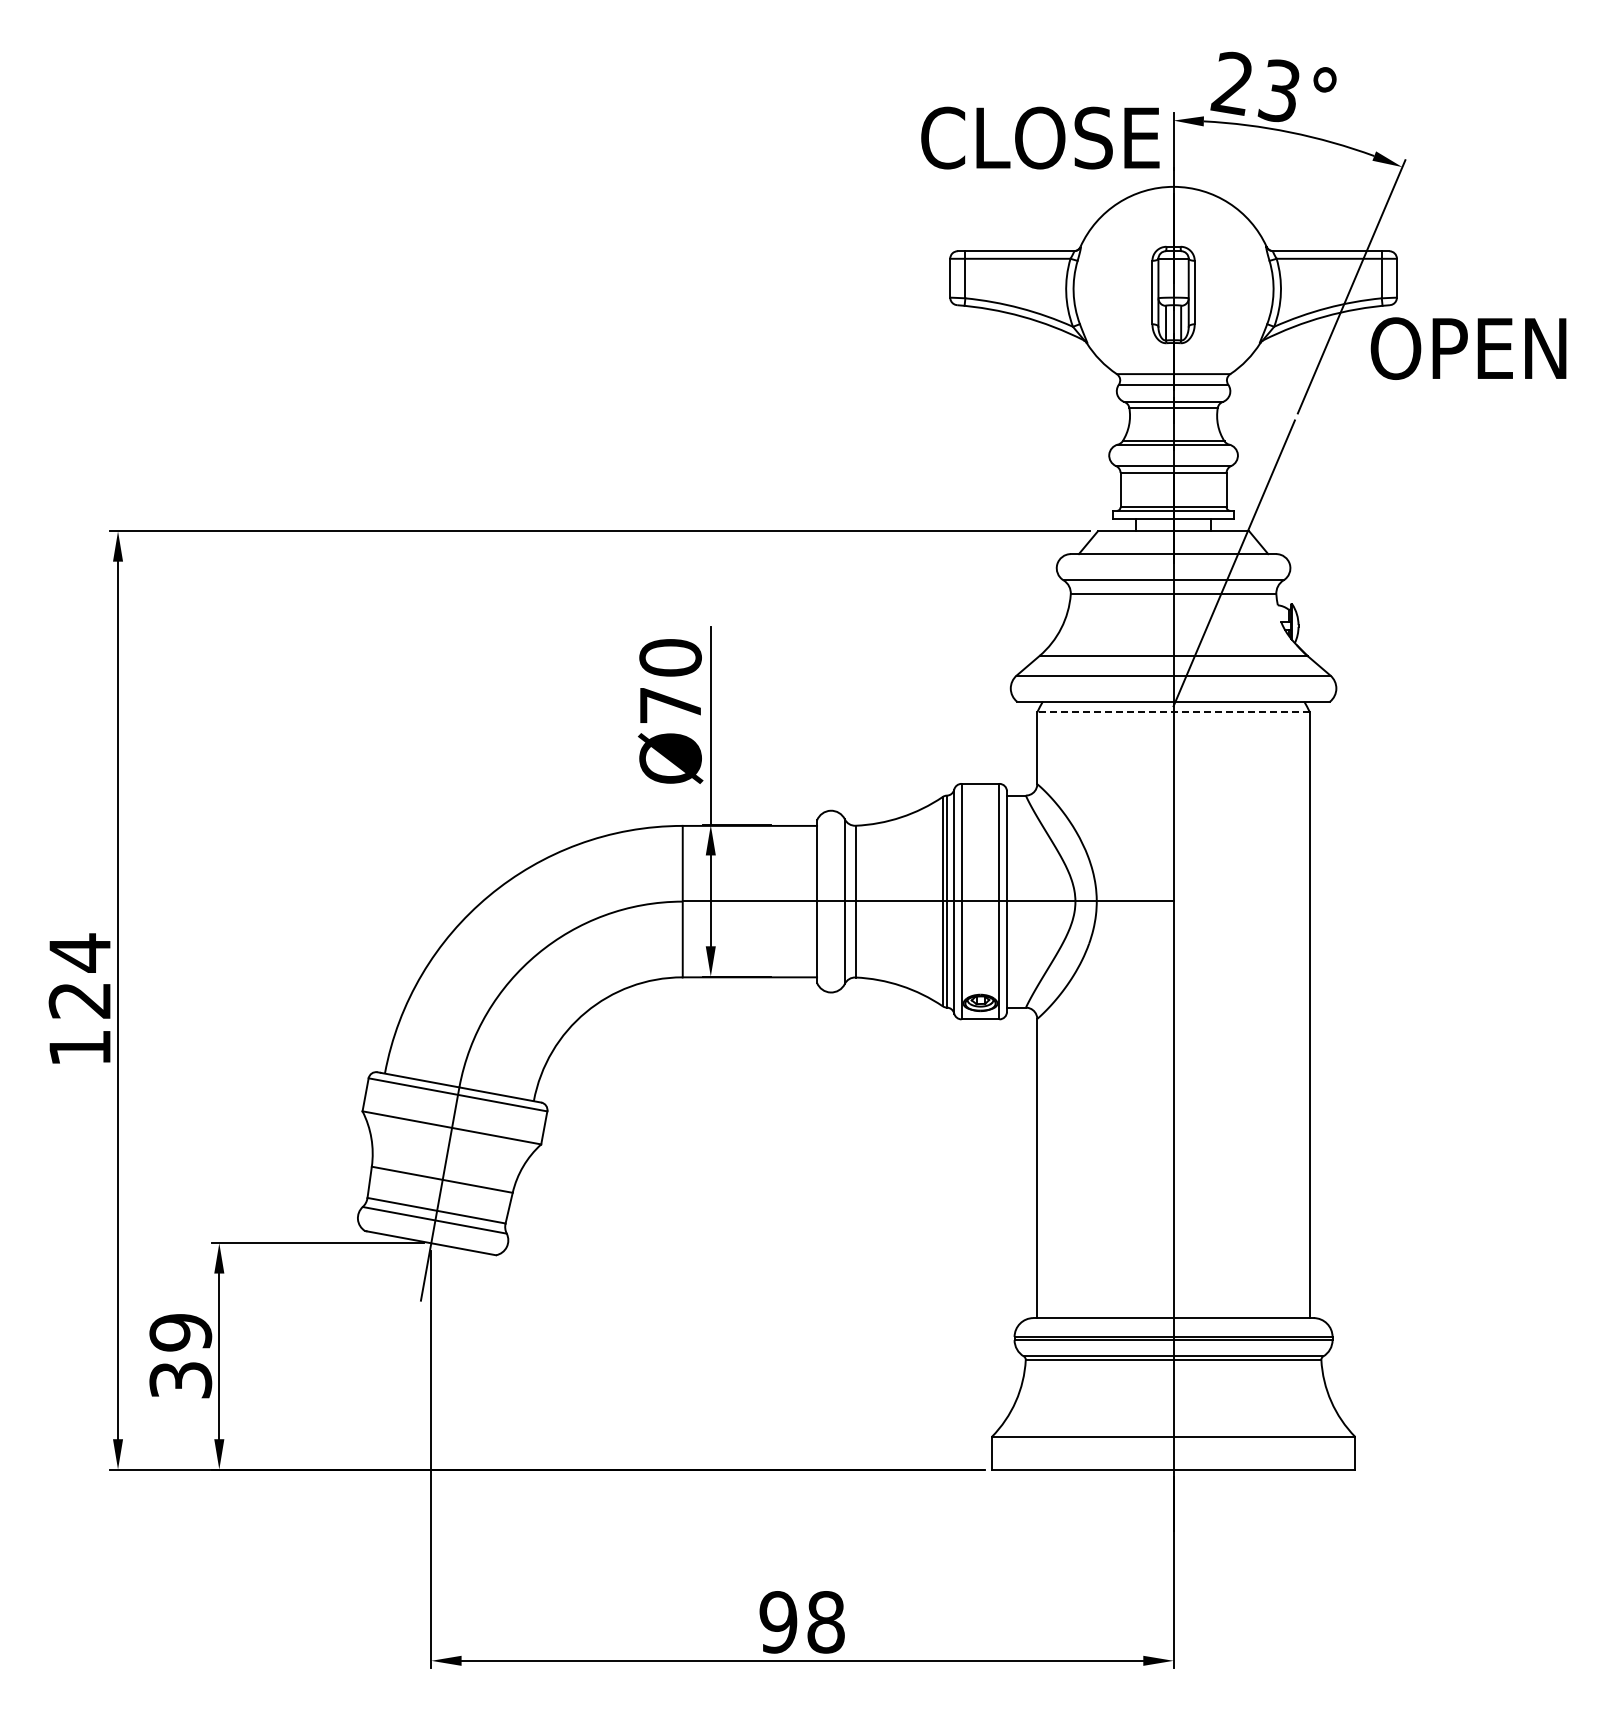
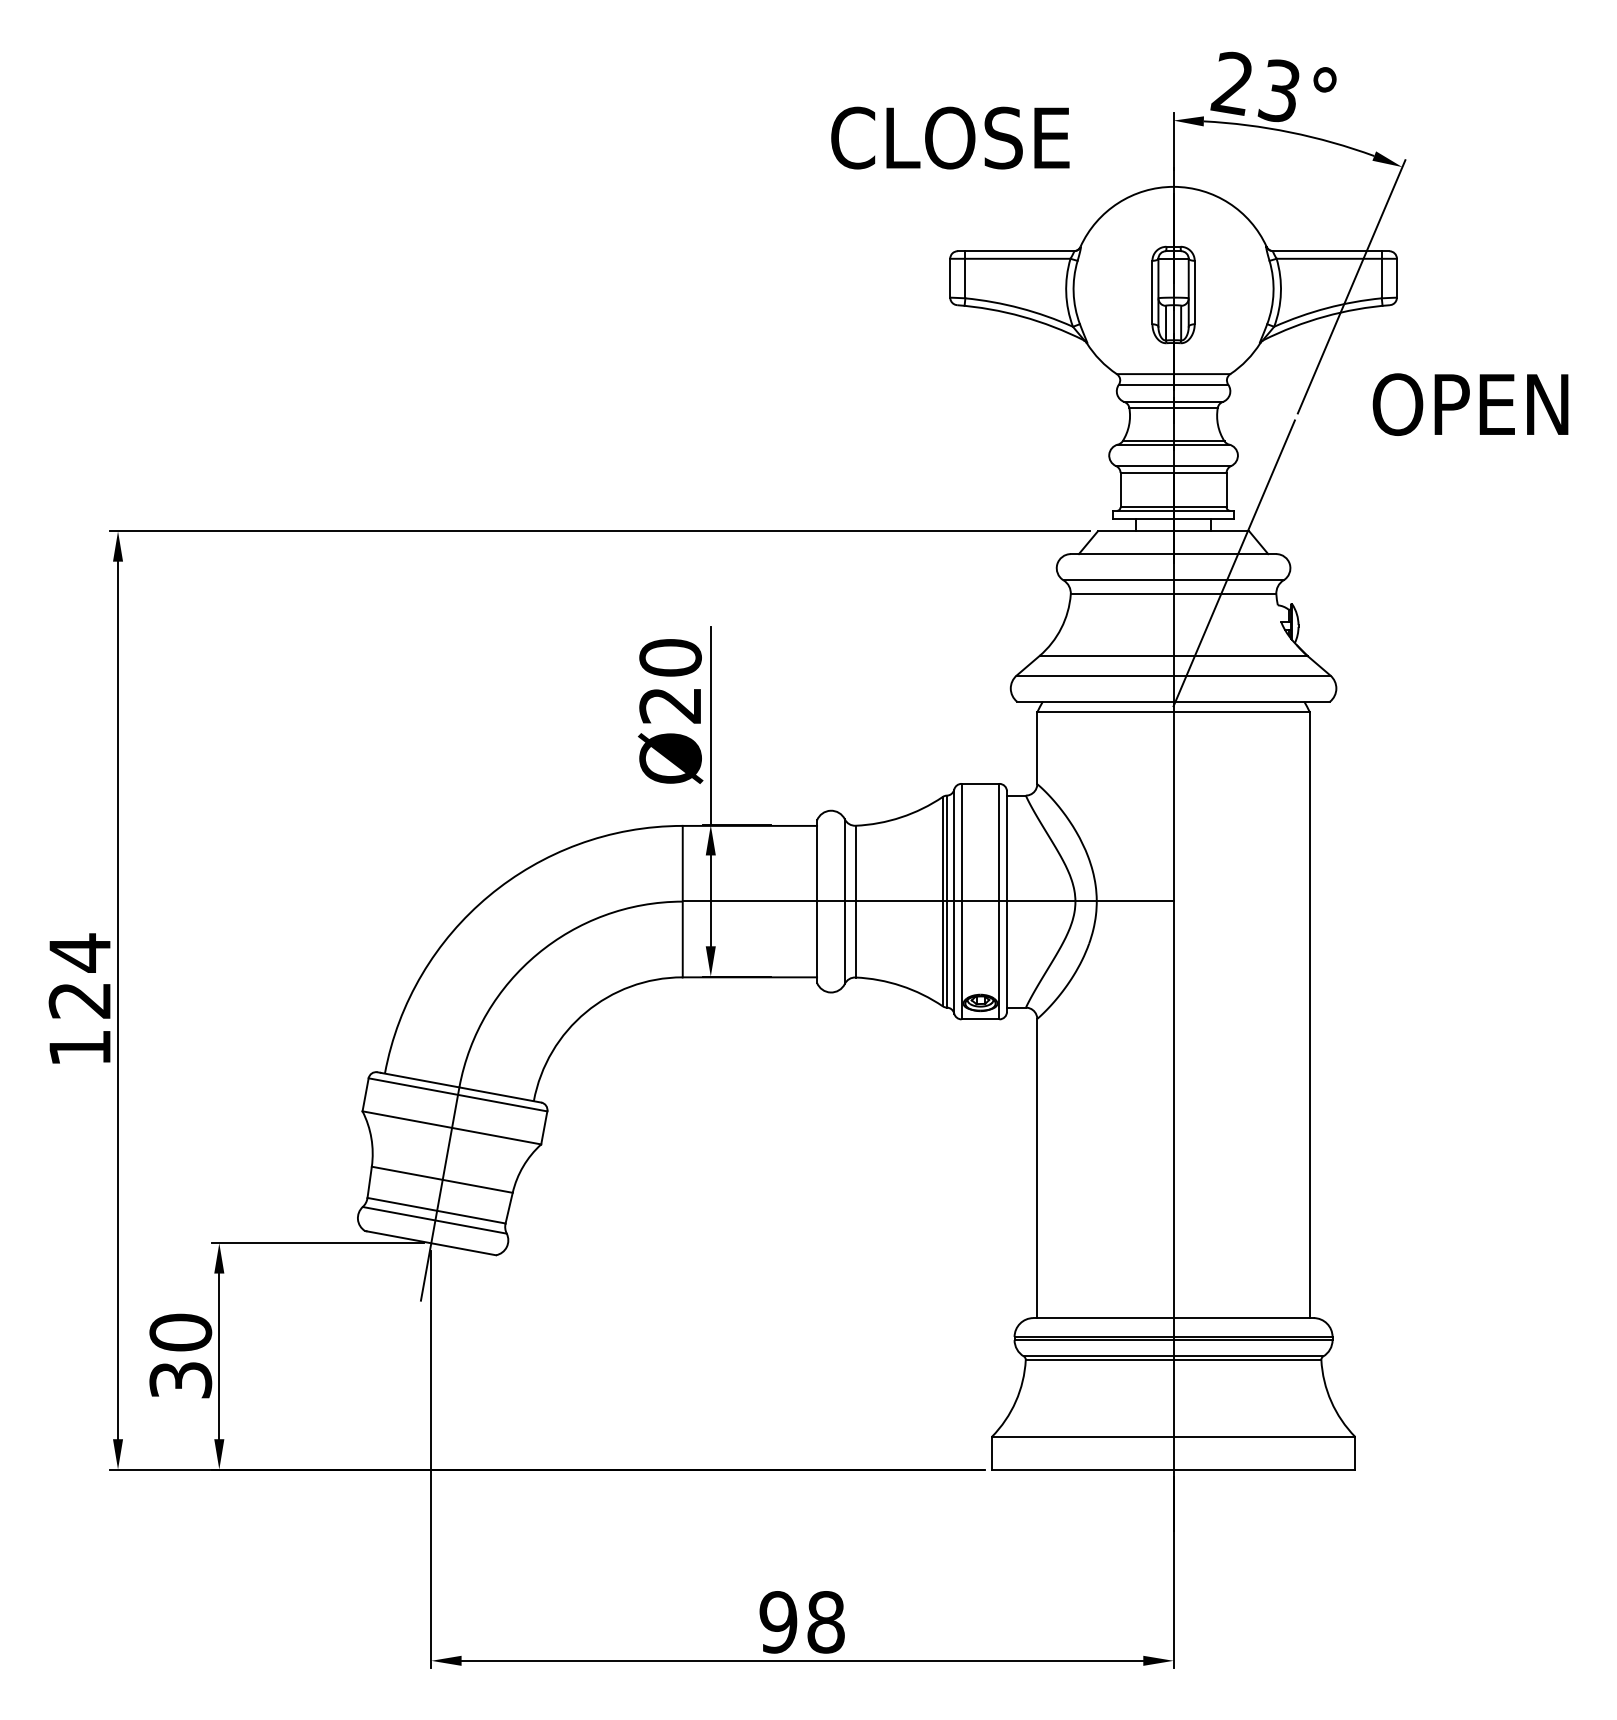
text position: (1040, 137) -> (950, 137) (950, 137)
text position: (1468, 348) -> (1470, 404) (1470, 404)
text: Ø70 -> Ø20 (669, 705)
line: dashed -> solid (1173, 712)
text: 39 -> 30 (180, 1332)
